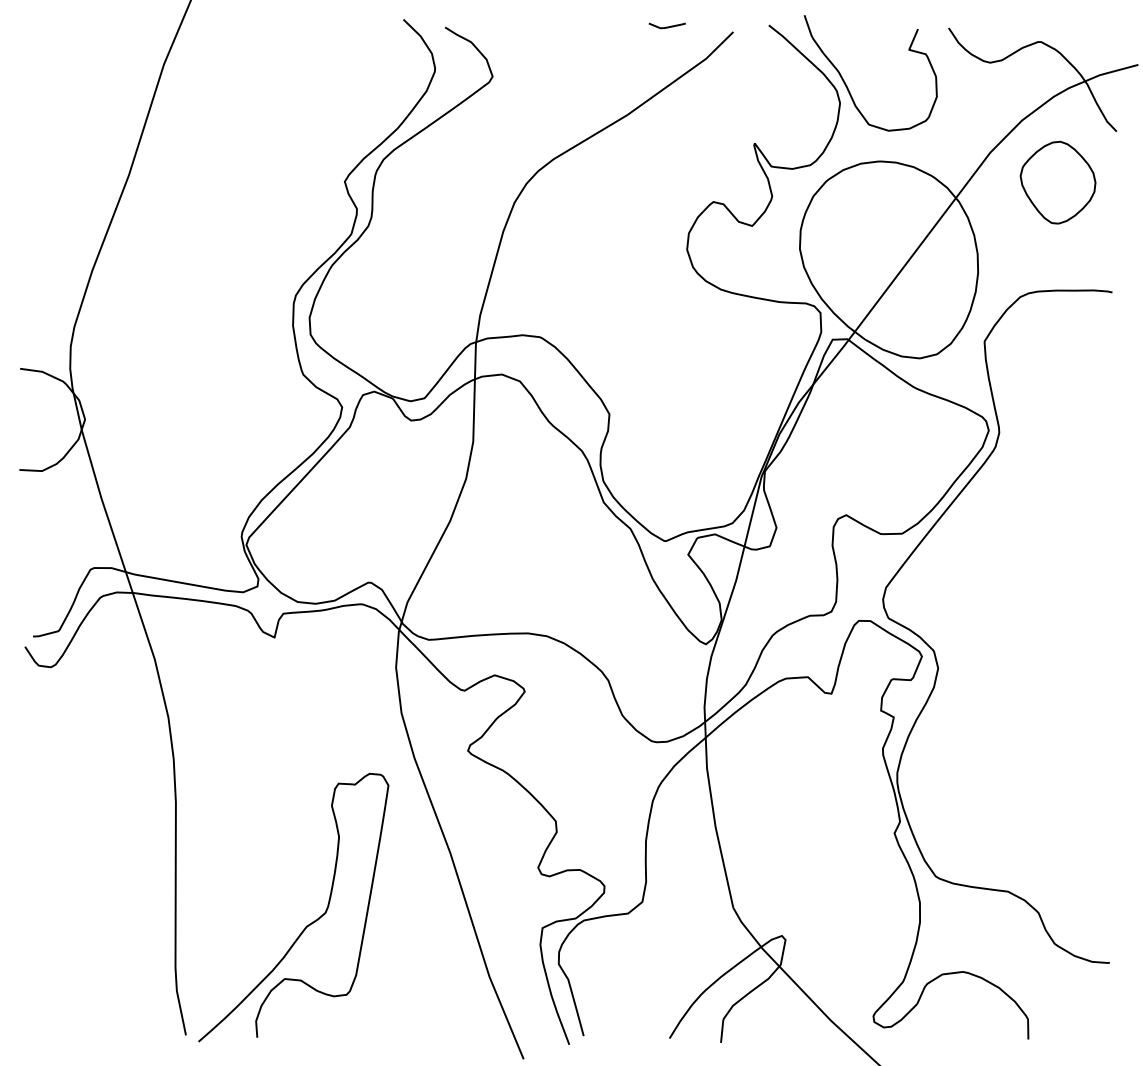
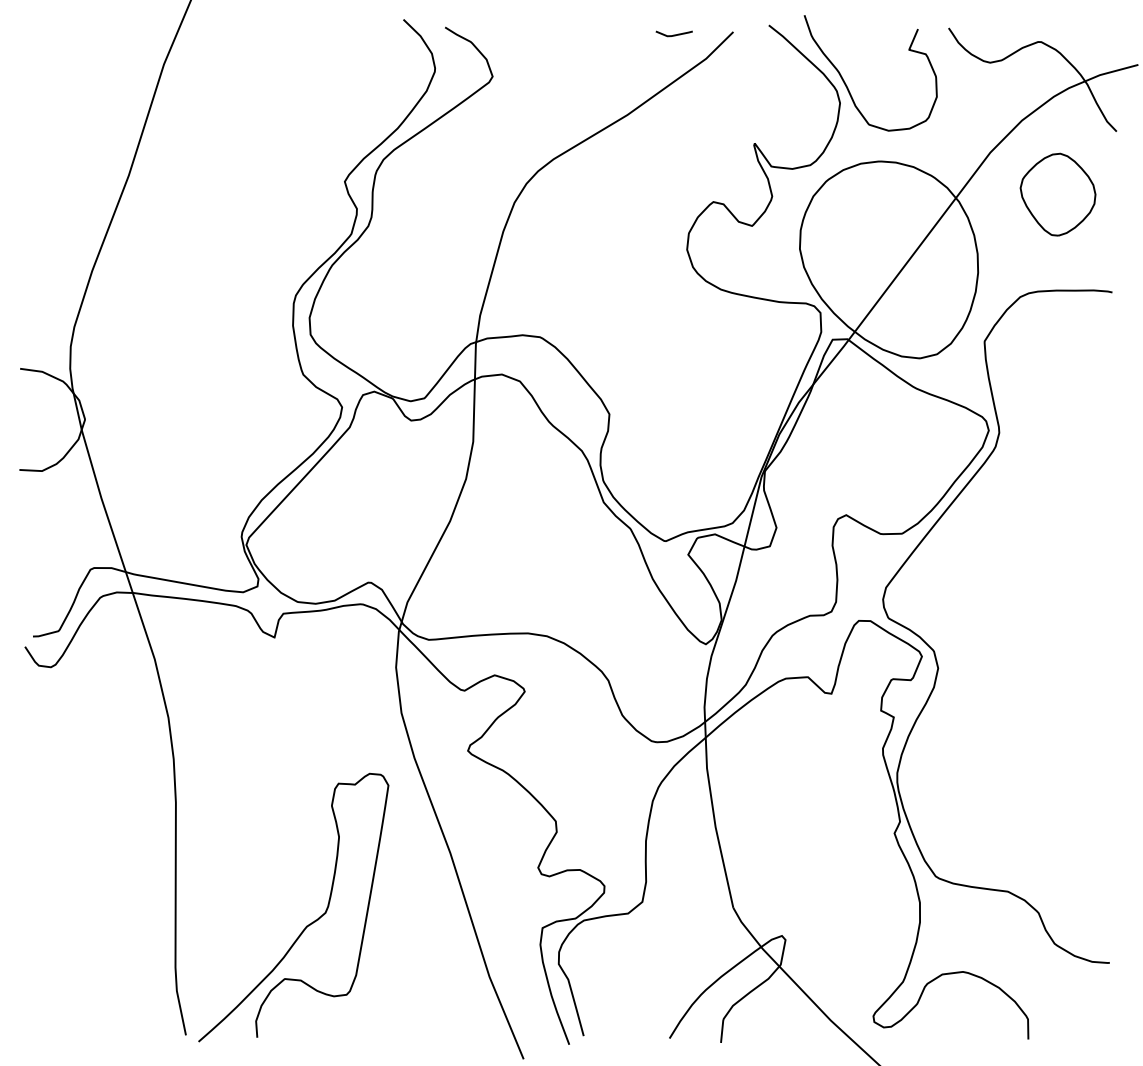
line position: (666, 26) -> (673, 34) (673, 34)
part position: (1057, 182) -> (1057, 194) (1057, 194)
